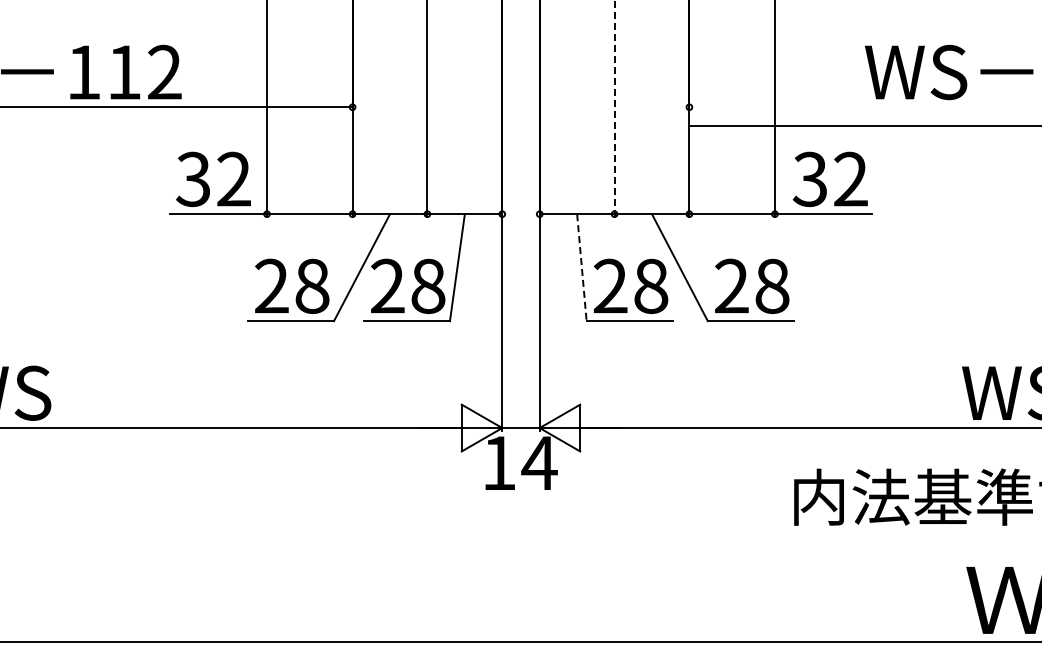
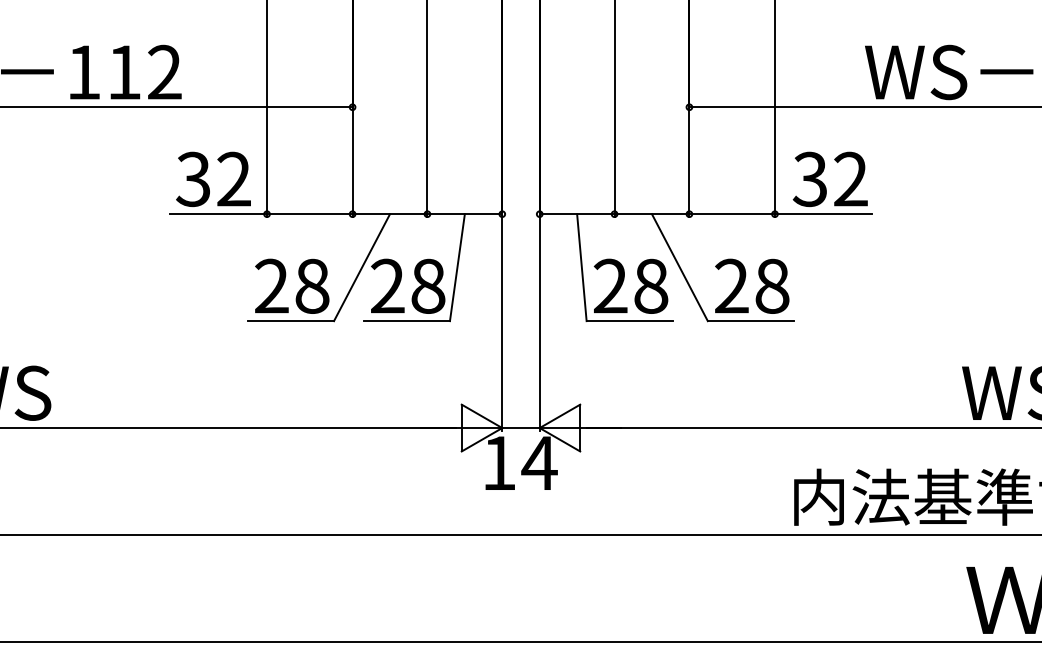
line: dashed -> solid (614, 108)
line position: (863, 126) -> (863, 107) (863, 107)
line: dashed -> solid (581, 267)
line: none -> present (520, 534)
